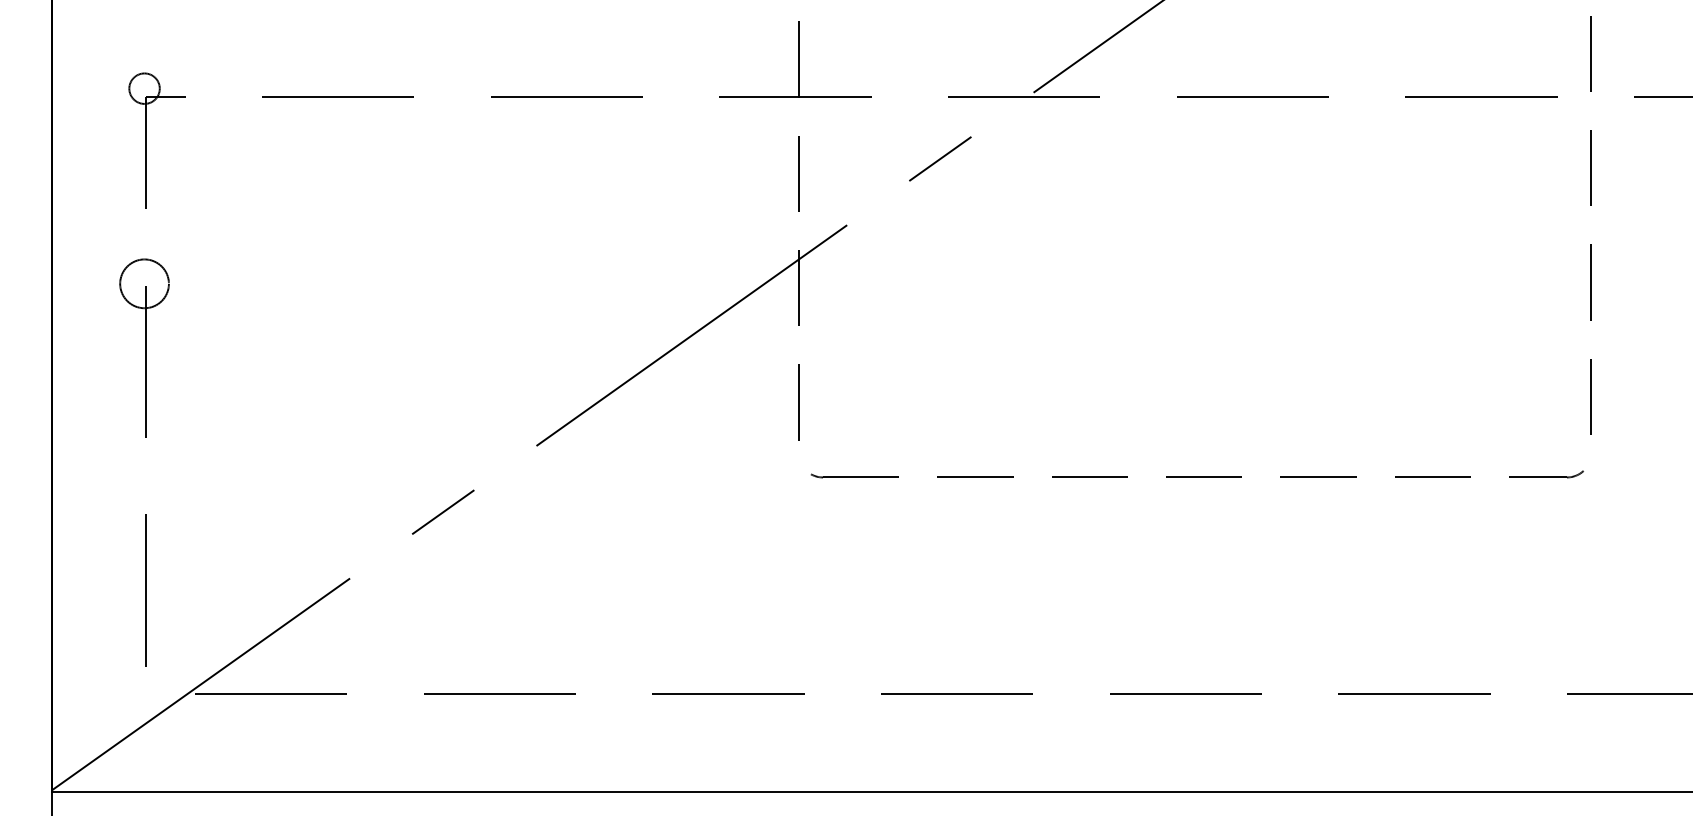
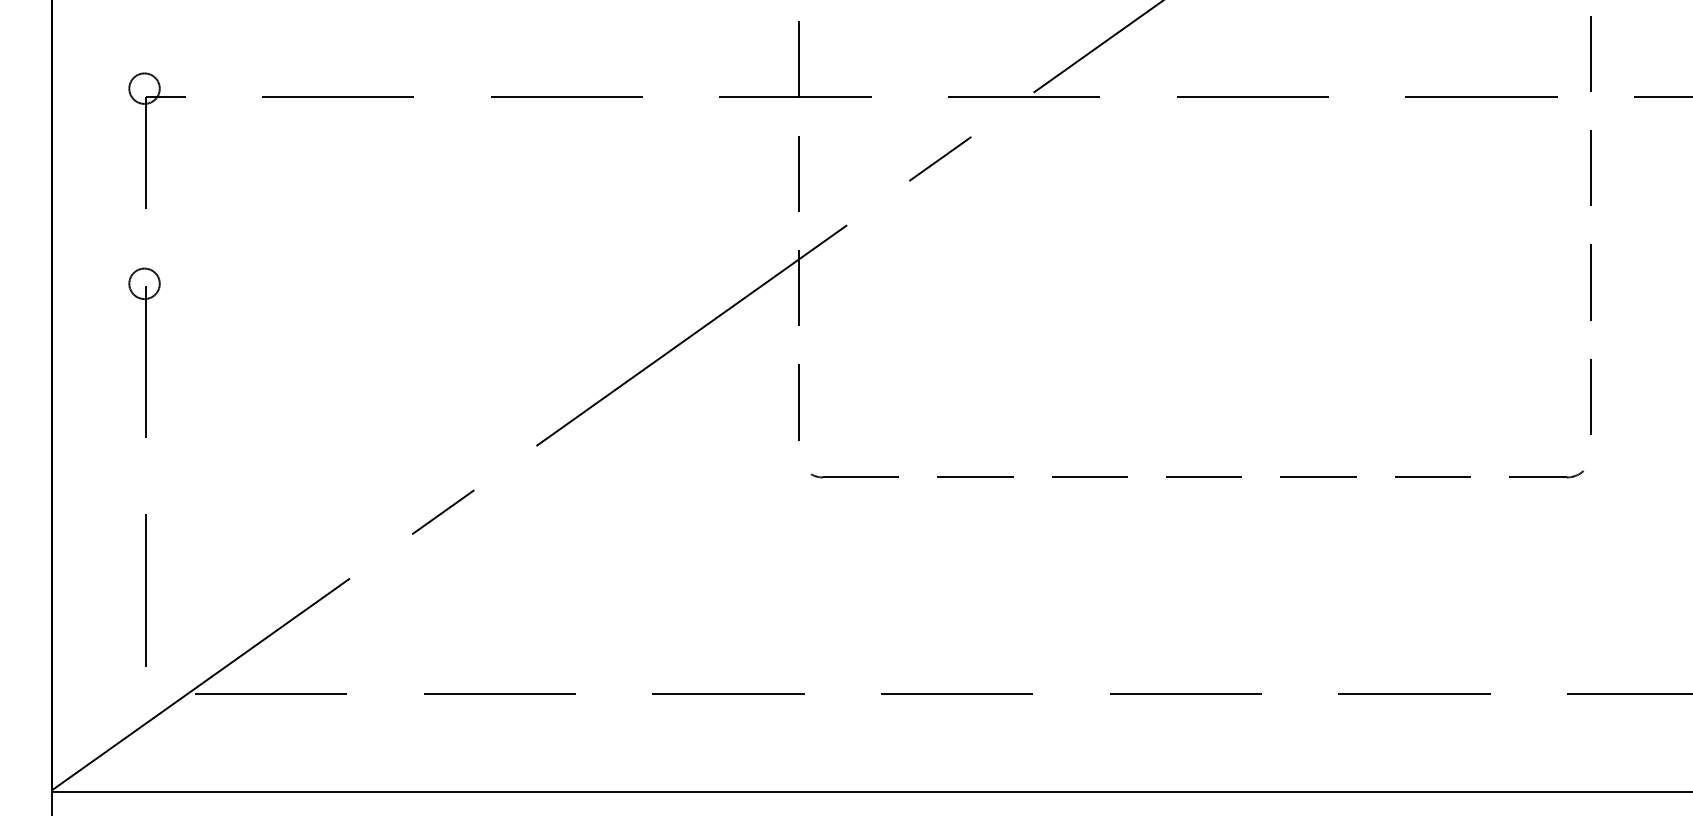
circle diameter: 49 px -> 30 px (144, 283)
